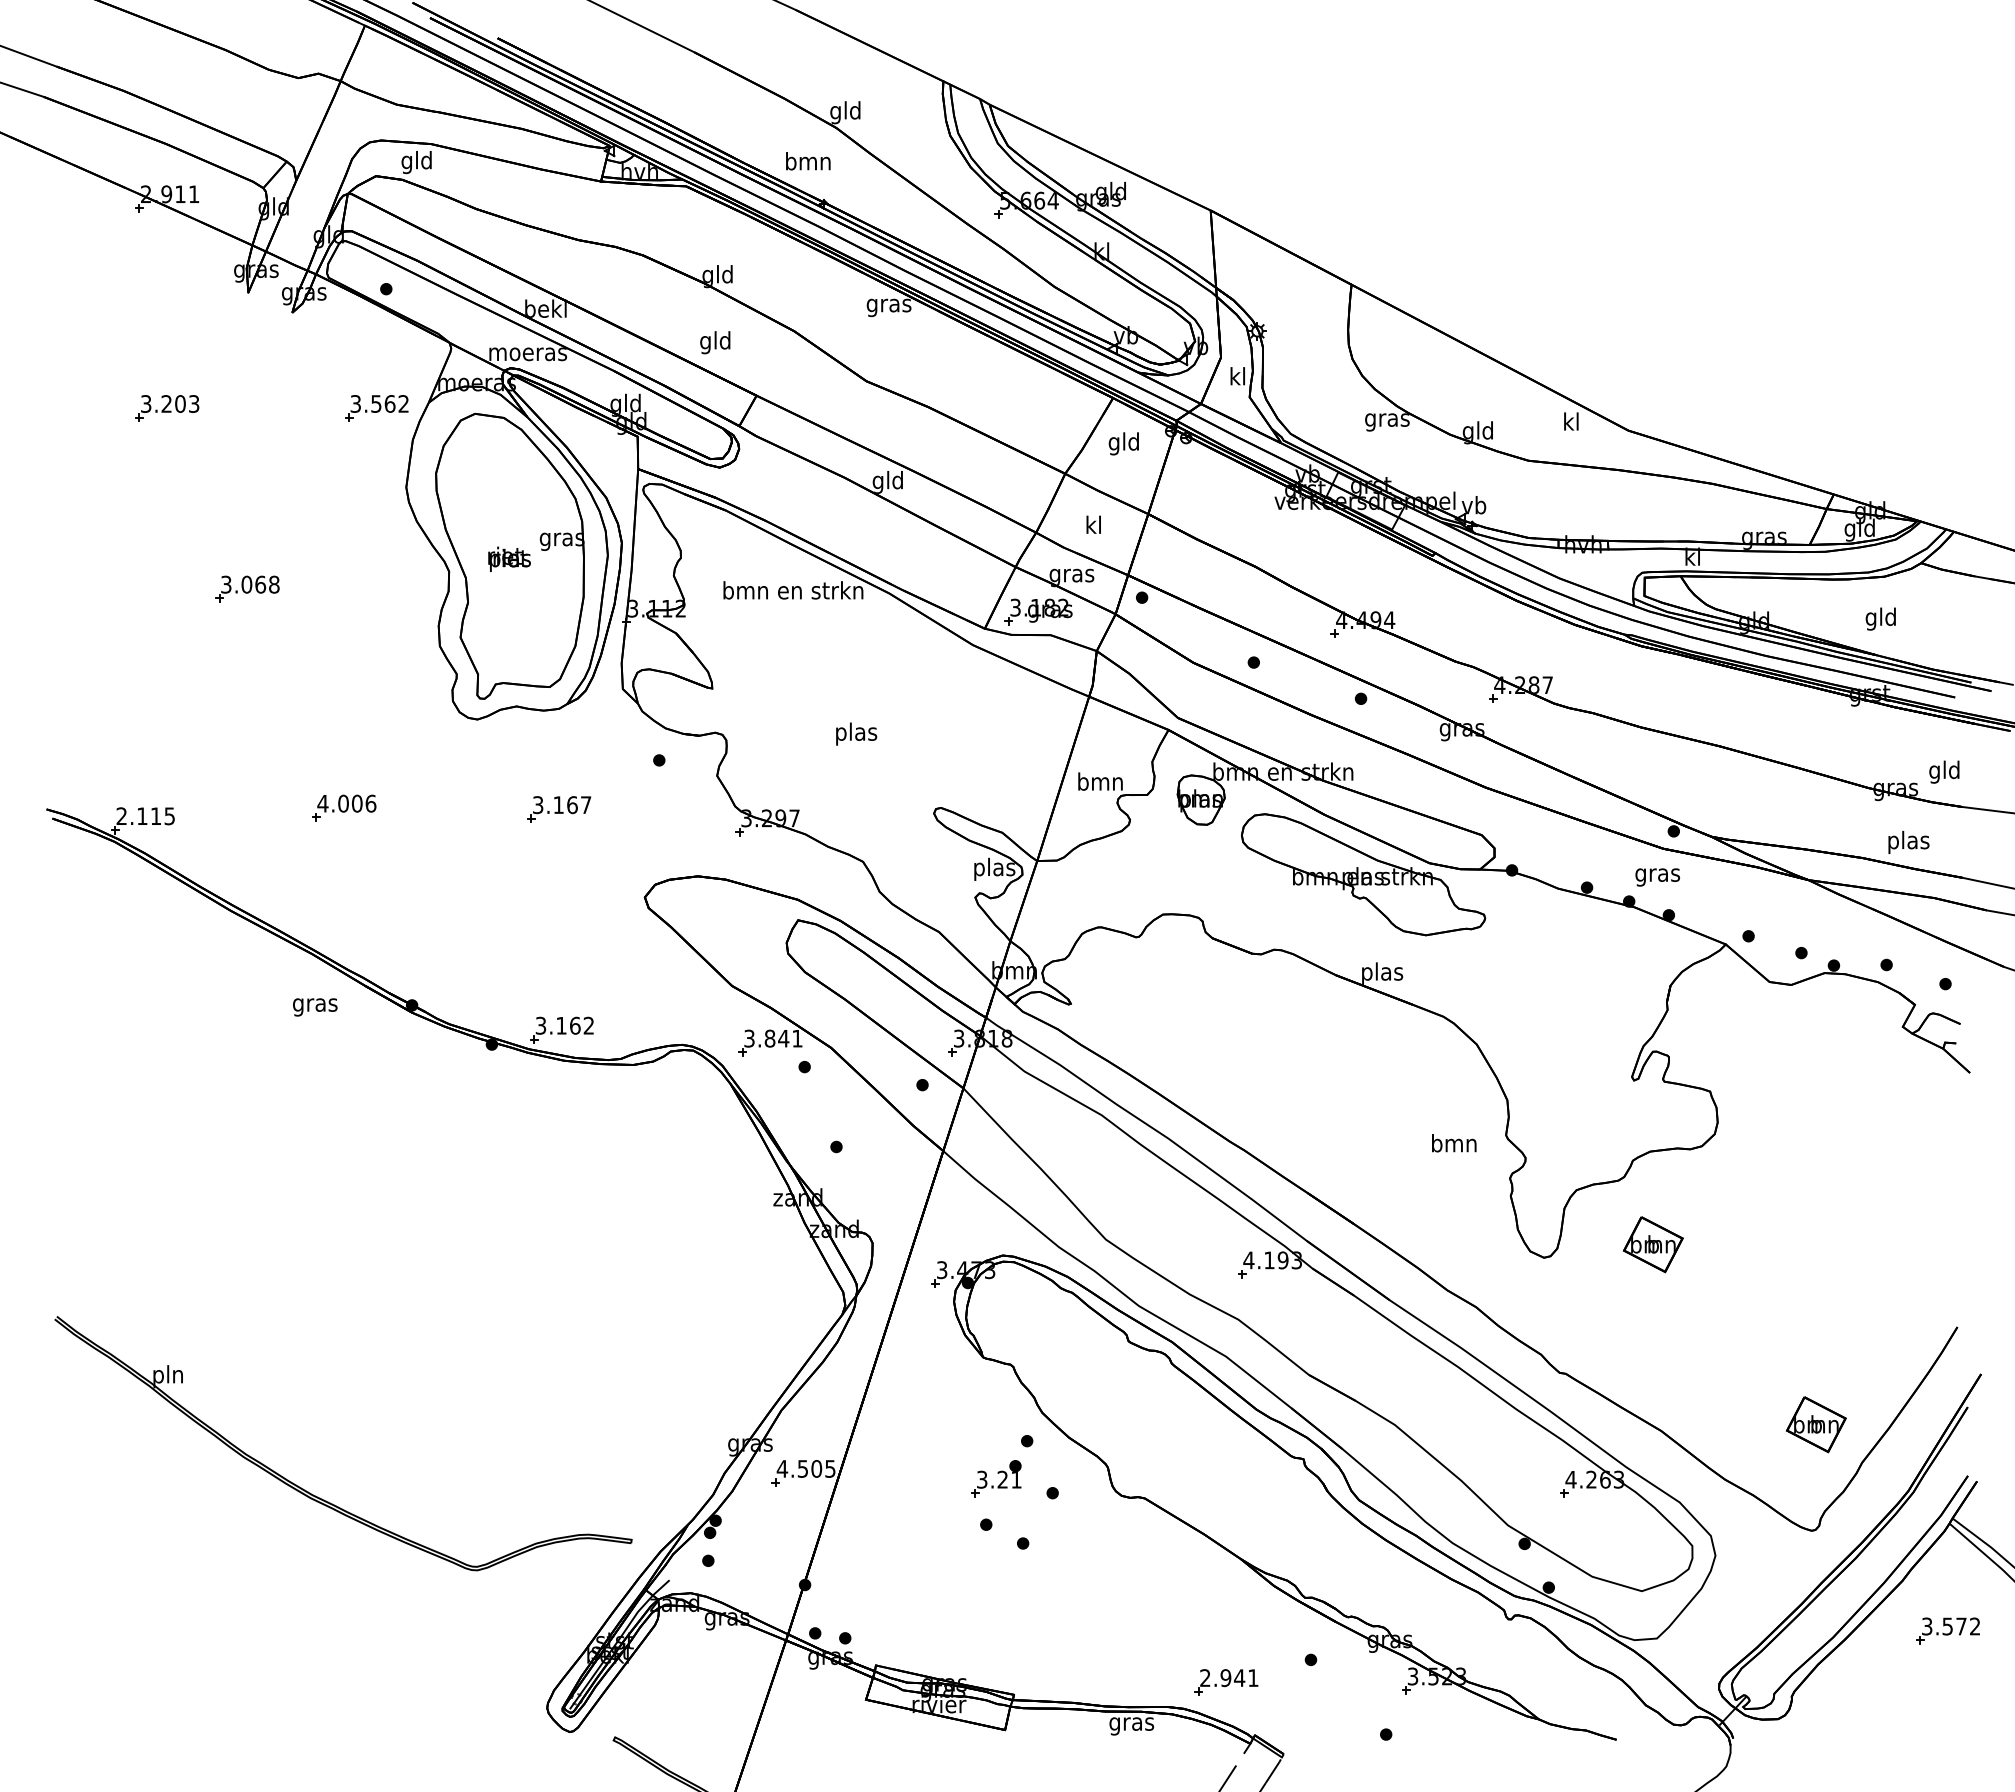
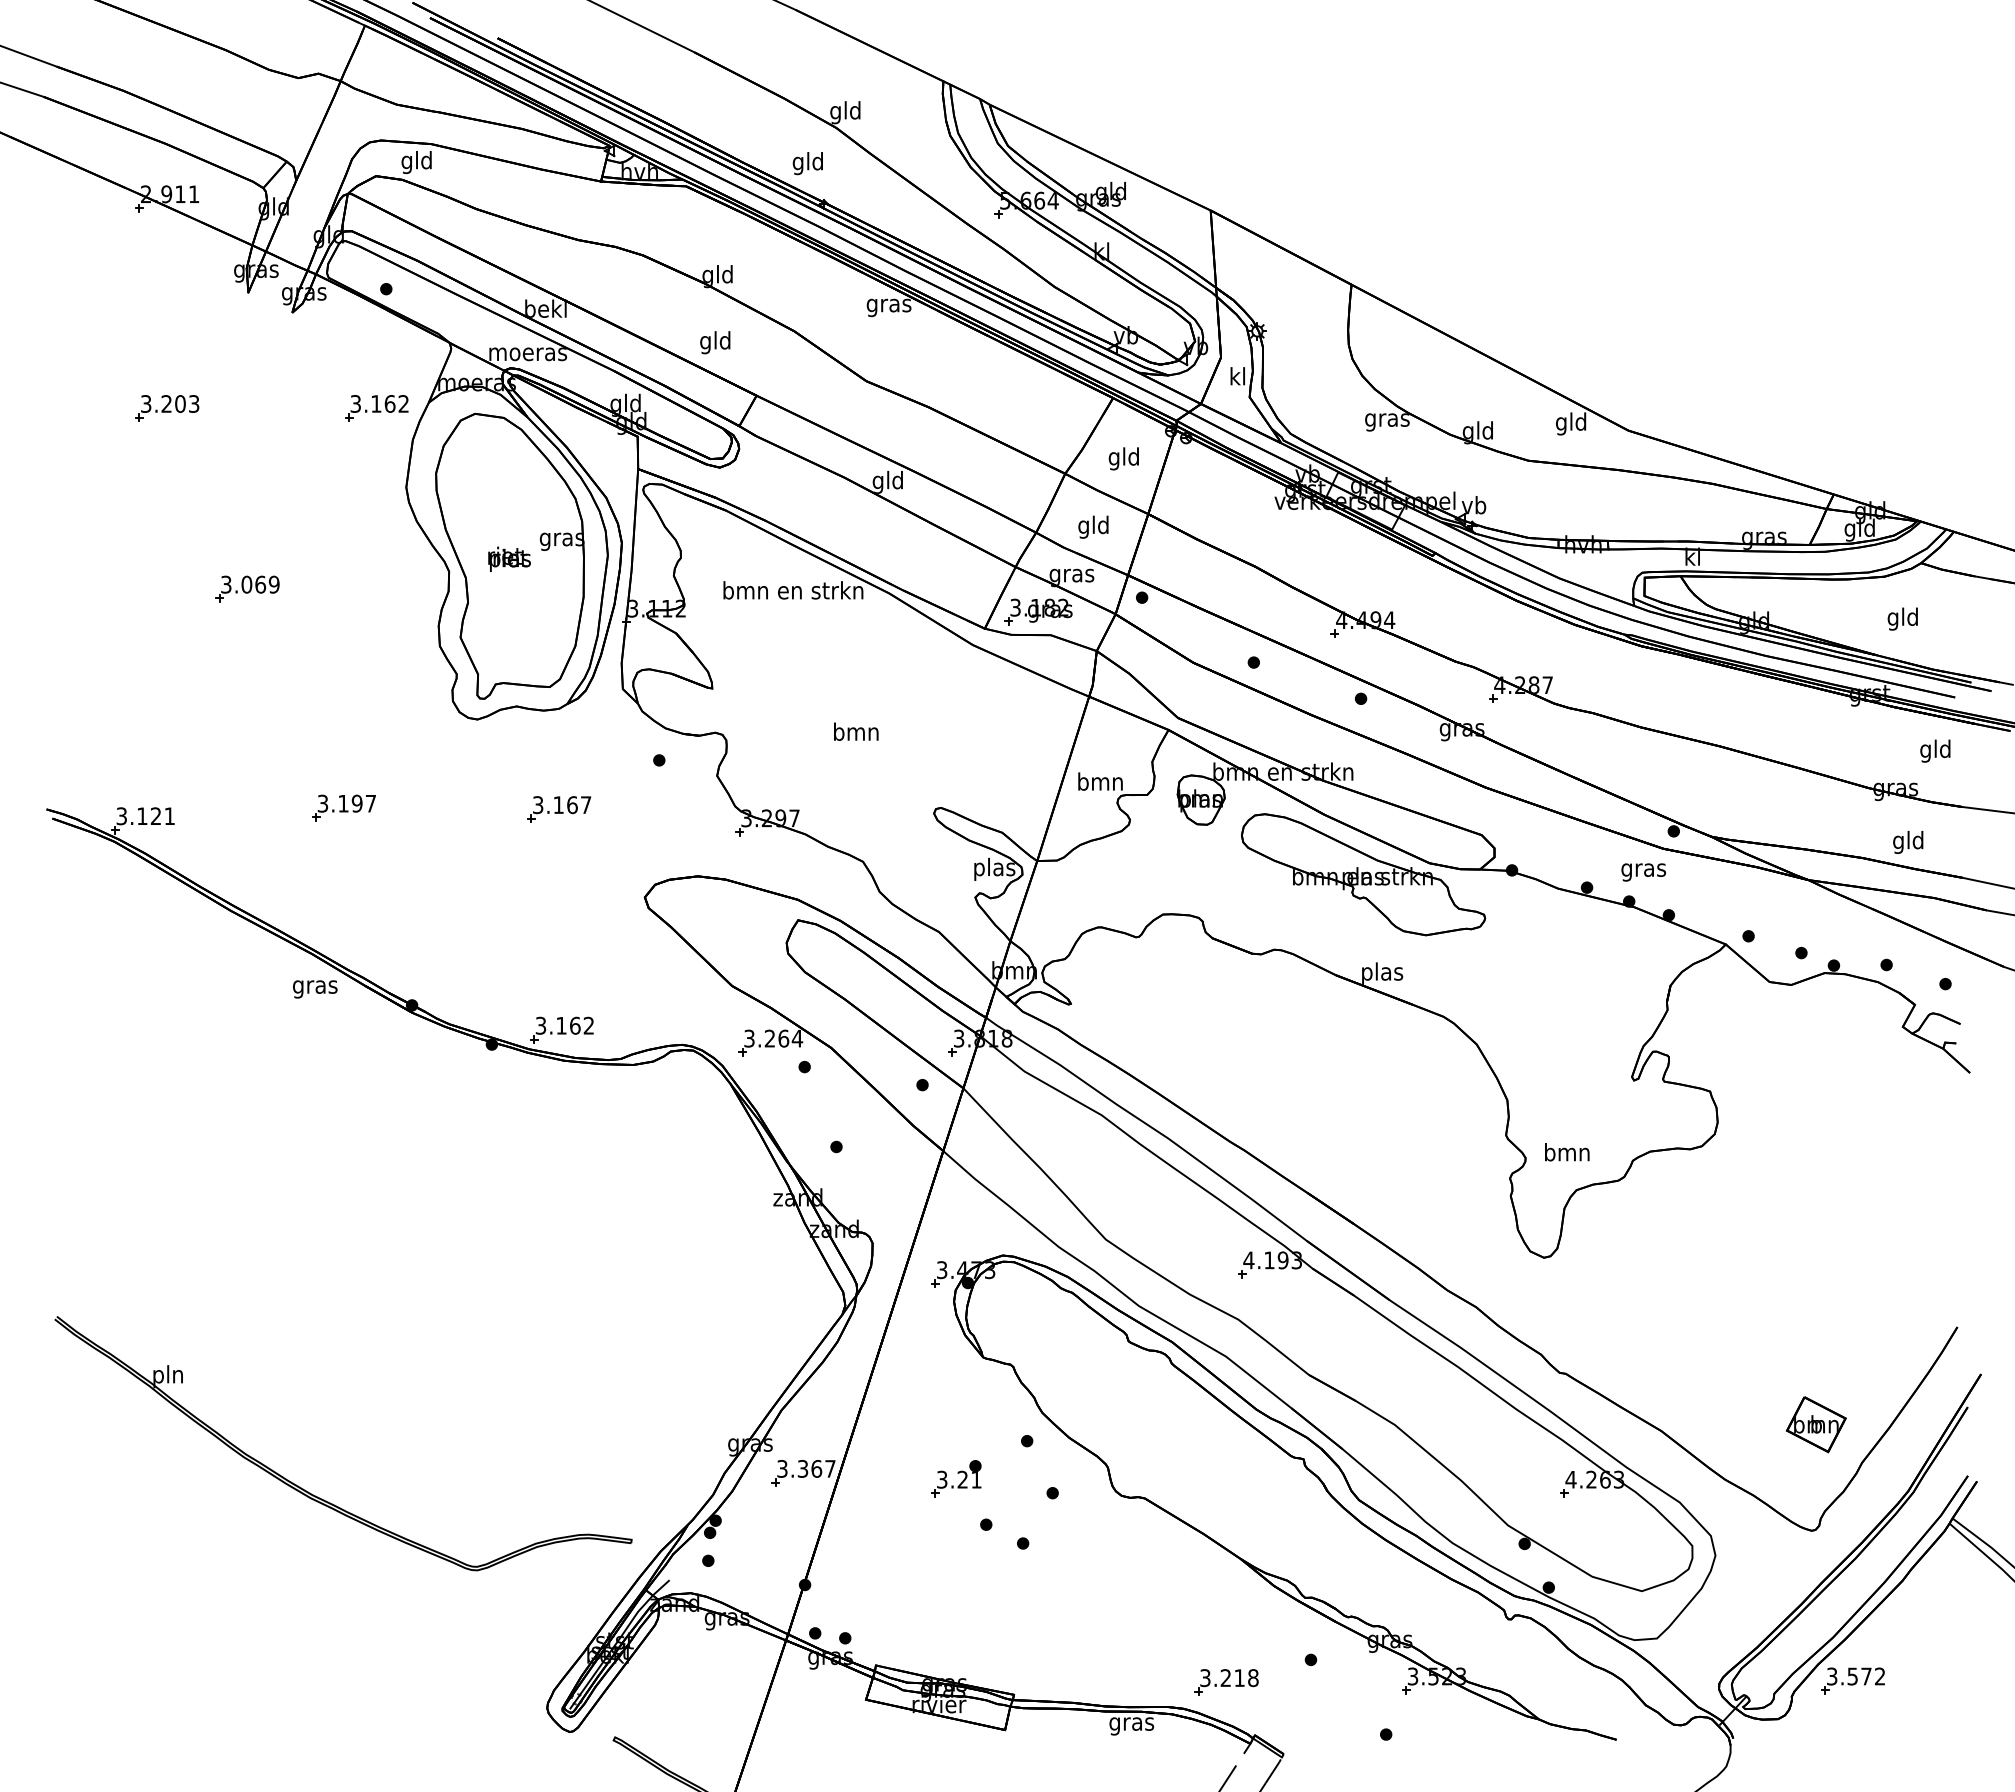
text: bmn -> gld (808, 163)
text: 3.562 -> 3.162 (376, 403)
text: kl -> gld (1571, 423)
text position: (1123, 443) -> (1123, 458) (1123, 458)
text: kl -> gld (1093, 526)
text: 3.068 -> 3.069 (273, 584)
text position: (1880, 618) -> (1902, 618) (1902, 618)
text: plas -> bmn (856, 733)
text position: (1944, 771) -> (1935, 750) (1935, 750)
text: 4.006 -> 3.197 (346, 803)
text: 2.115 -> 3.121 (145, 816)
text: plas -> gld (1908, 842)
text position: (1657, 877) -> (1643, 872) (1643, 872)
text position: (315, 1007) -> (315, 989) (315, 989)
text: 3.841 -> 3.264 (783, 1038)
text position: (1454, 1143) -> (1567, 1152) (1567, 1152)
part: present -> none (1653, 1244)
text: 4.505 -> 3.367 (805, 1468)
part position: (996, 1478) -> (956, 1478) (956, 1478)
part position: (1947, 1630) -> (1852, 1680) (1852, 1680)
text: 2.941 -> 3.218 (1229, 1678)
